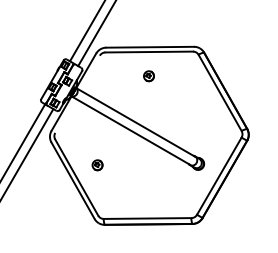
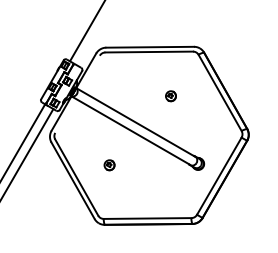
line: present -> none (96, 34)
part position: (148, 76) -> (170, 96) (170, 96)
part position: (97, 165) -> (109, 165) (109, 165)
